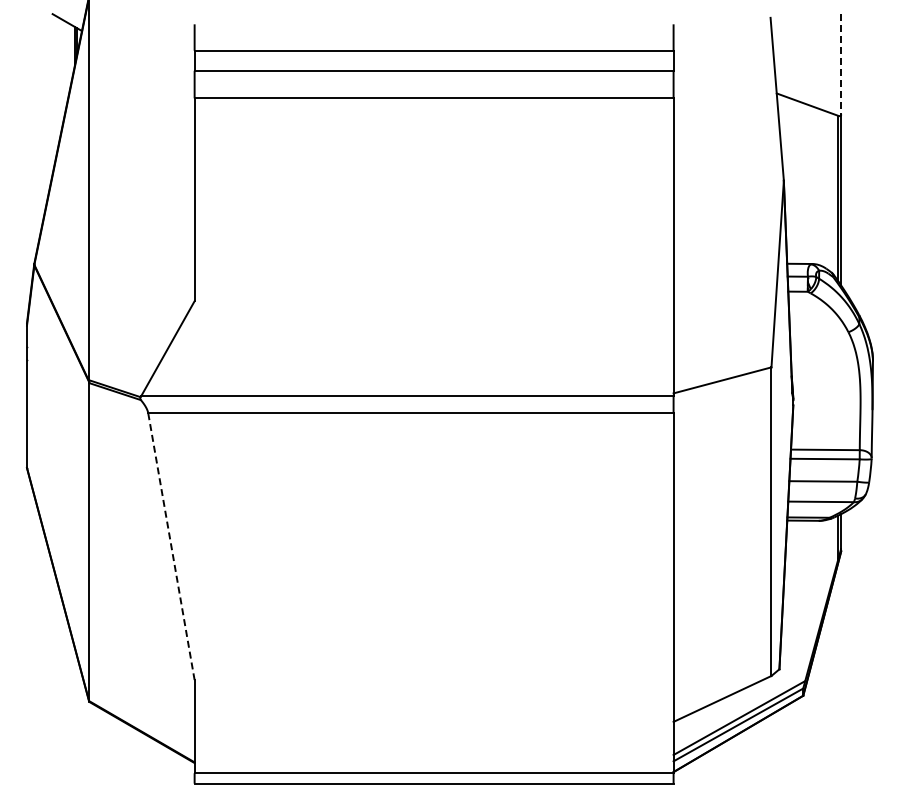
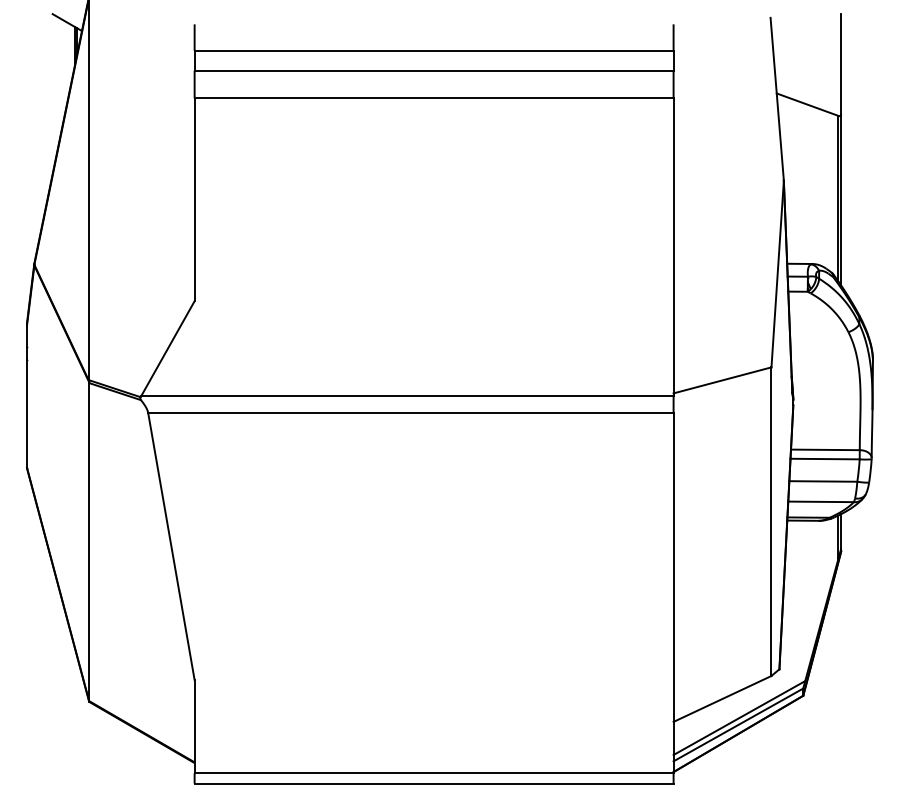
line: dashed -> solid (841, 64)
line: dashed -> solid (171, 547)
